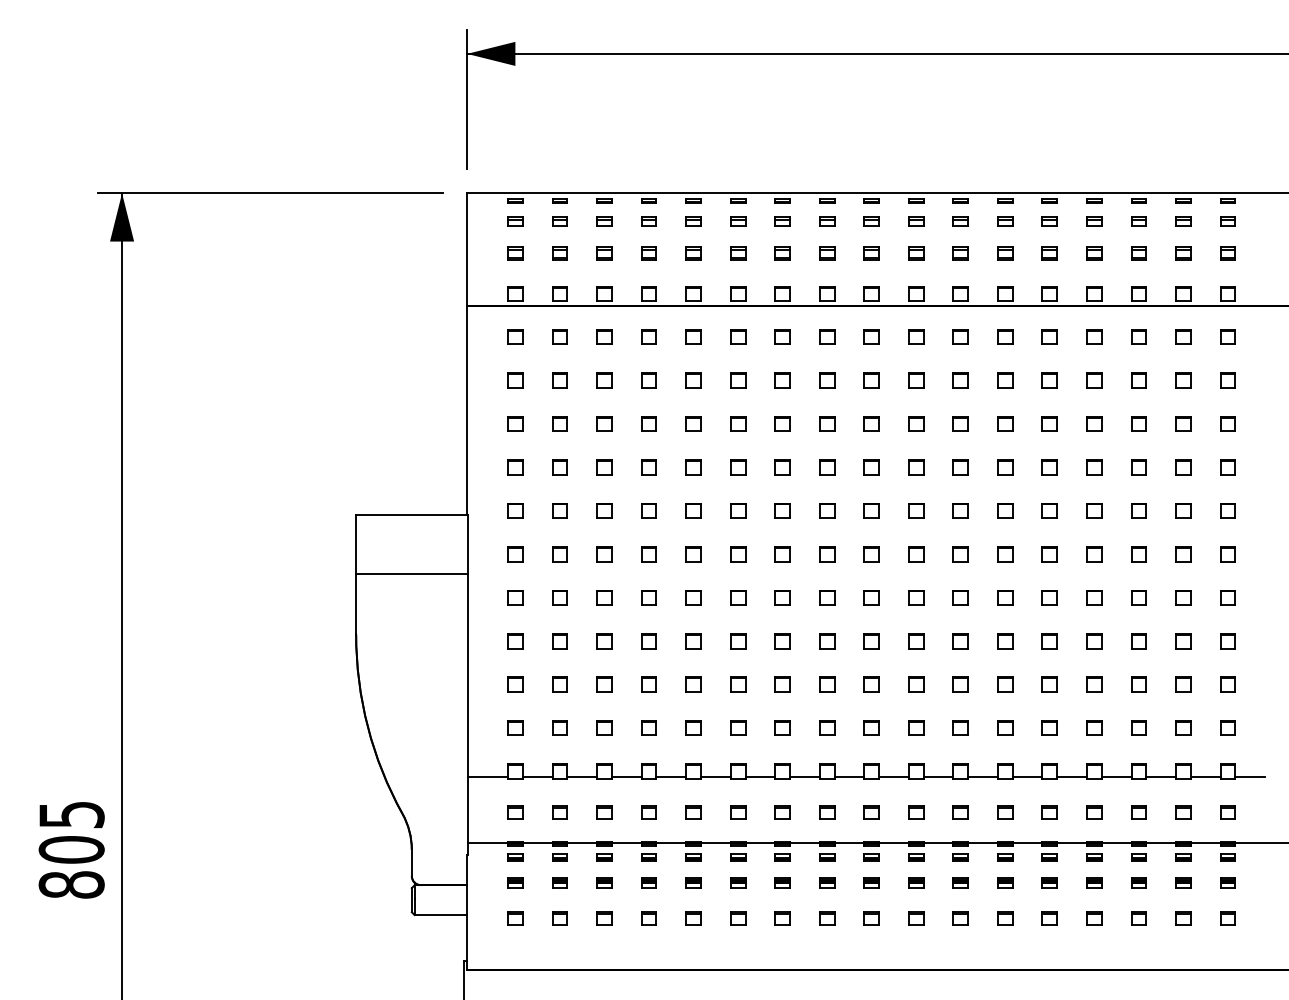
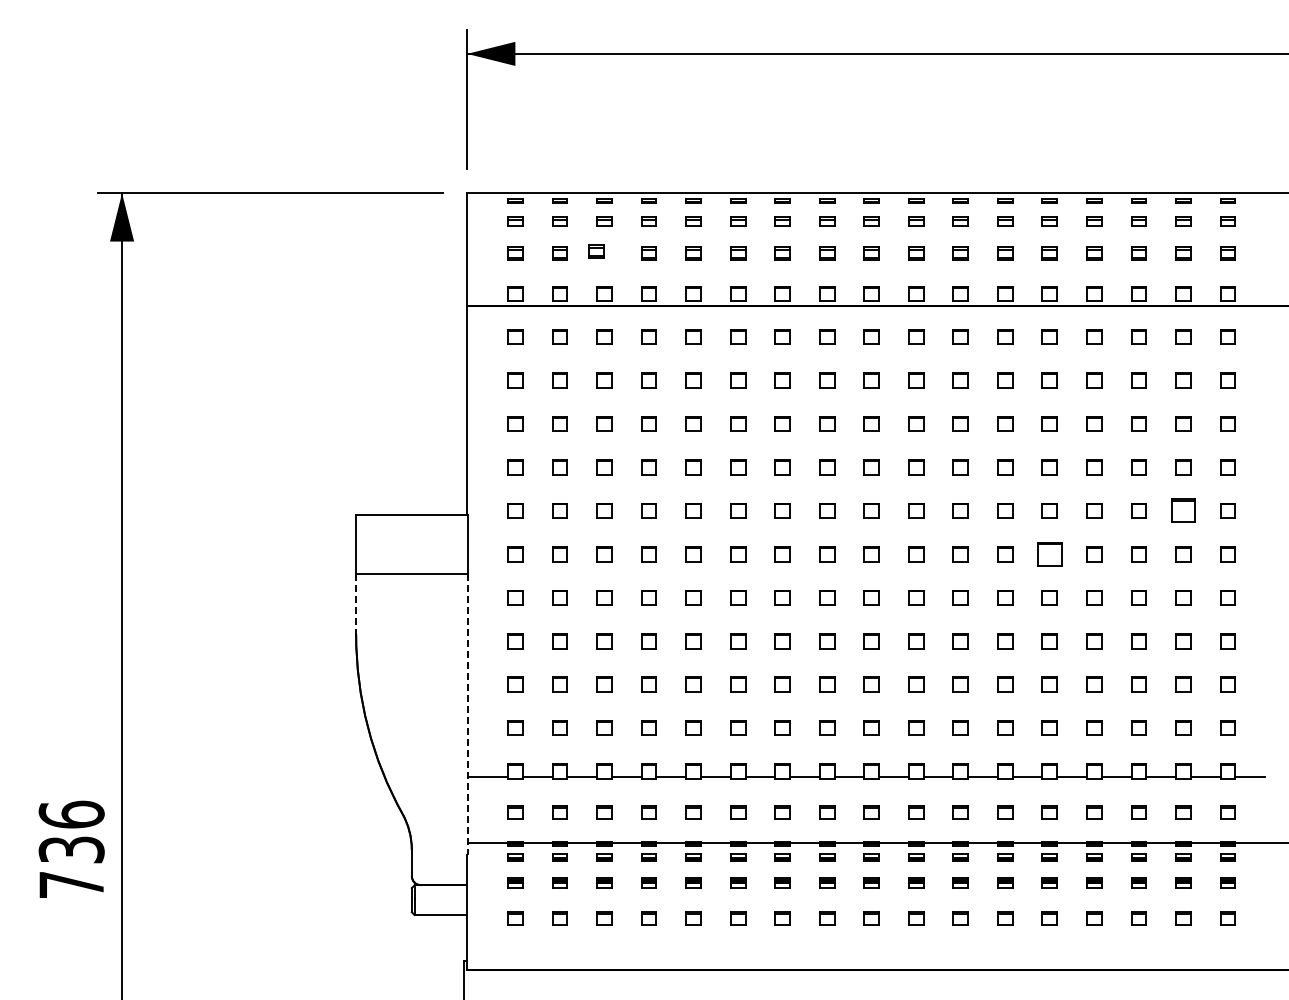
part position: (604, 253) -> (596, 251) (596, 251)
part size: 17x16 px -> 25x25 px (1183, 510)
part size: 17x17 px -> 26x25 px (1049, 554)
line: solid -> dashed (356, 604)
line: solid -> dashed (467, 714)
text: 805 -> 736 (71, 849)
